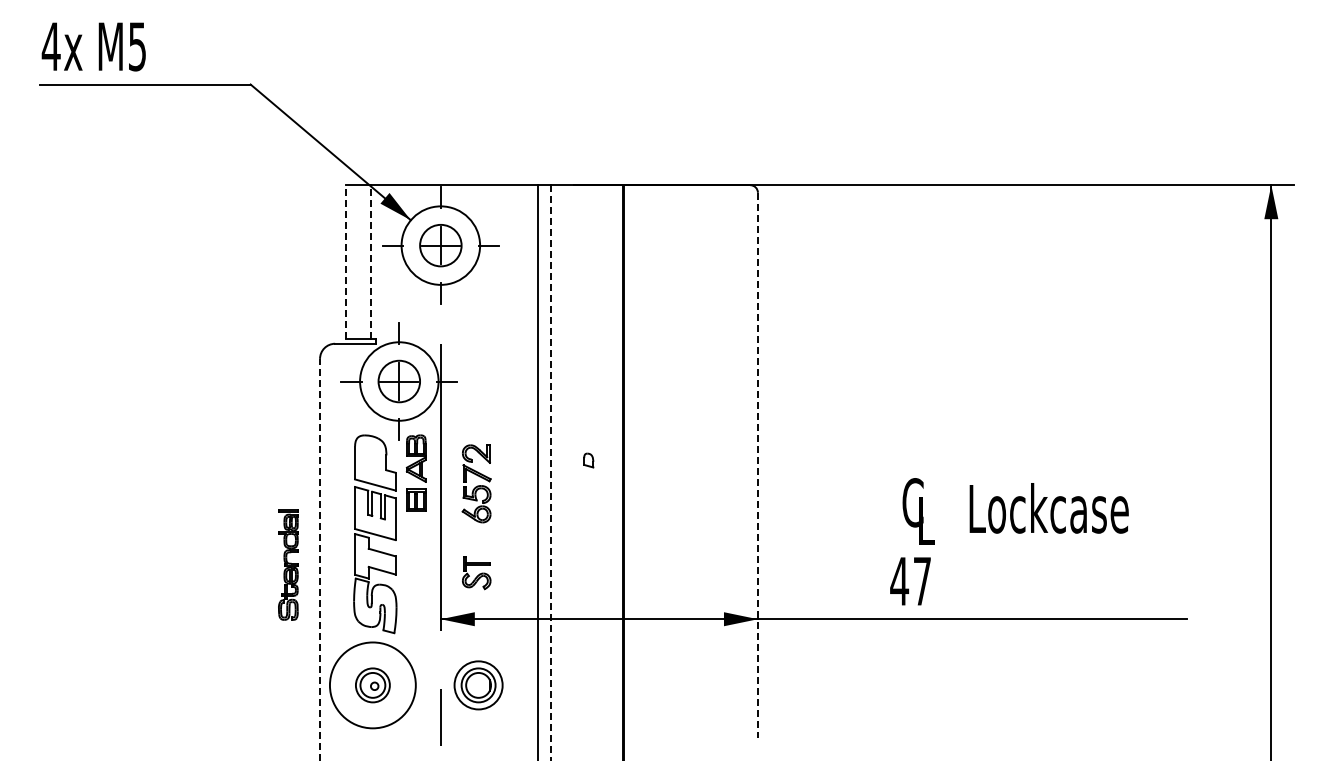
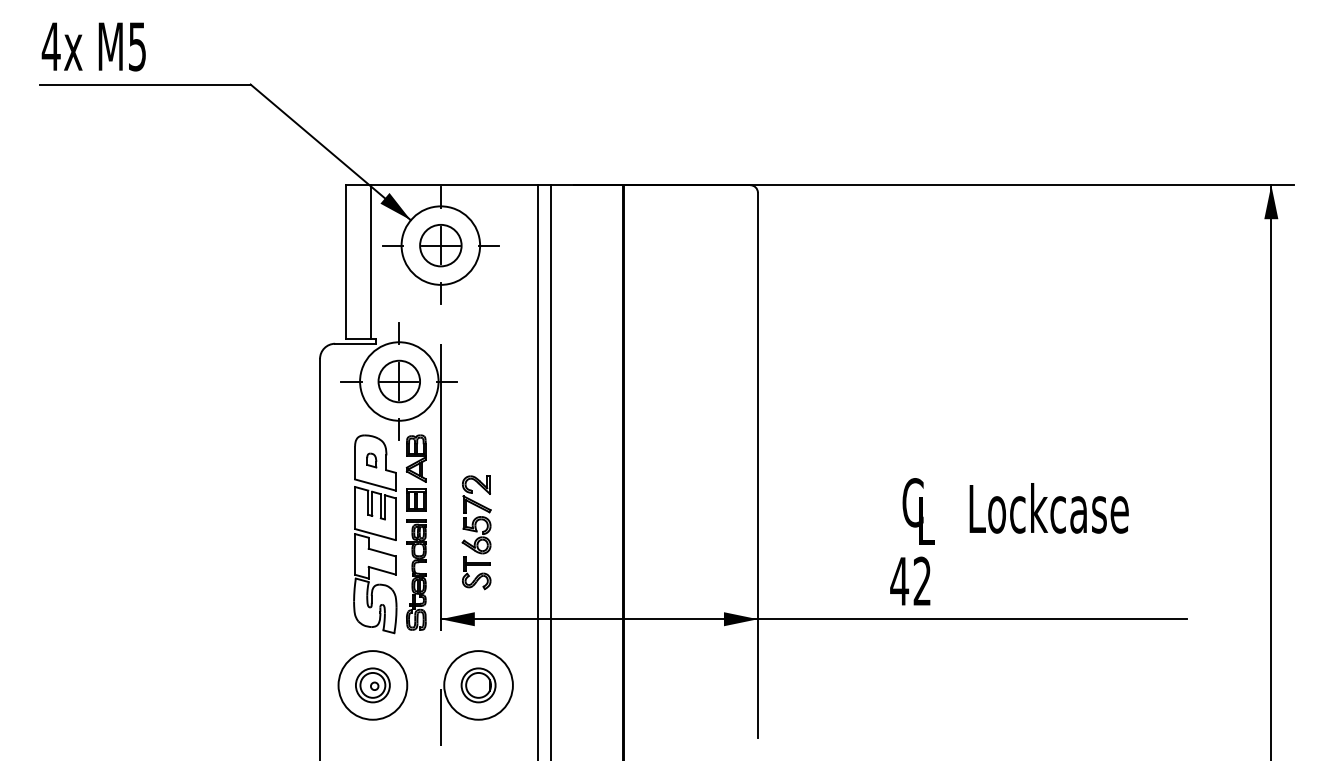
line: dashed -> solid (346, 261)
line: dashed -> solid (371, 261)
part position: (588, 460) -> (371, 460) (371, 460)
line: dashed -> solid (757, 465)
line: dashed -> solid (550, 473)
part position: (476, 483) -> (476, 514) (476, 514)
line: dashed -> solid (320, 559)
part position: (288, 564) -> (416, 574) (416, 574)
text: 47 -> 42 (921, 580)
circle diameter: 86 px -> 69 px (372, 685)
circle diameter: 48 px -> 69 px (478, 685)
